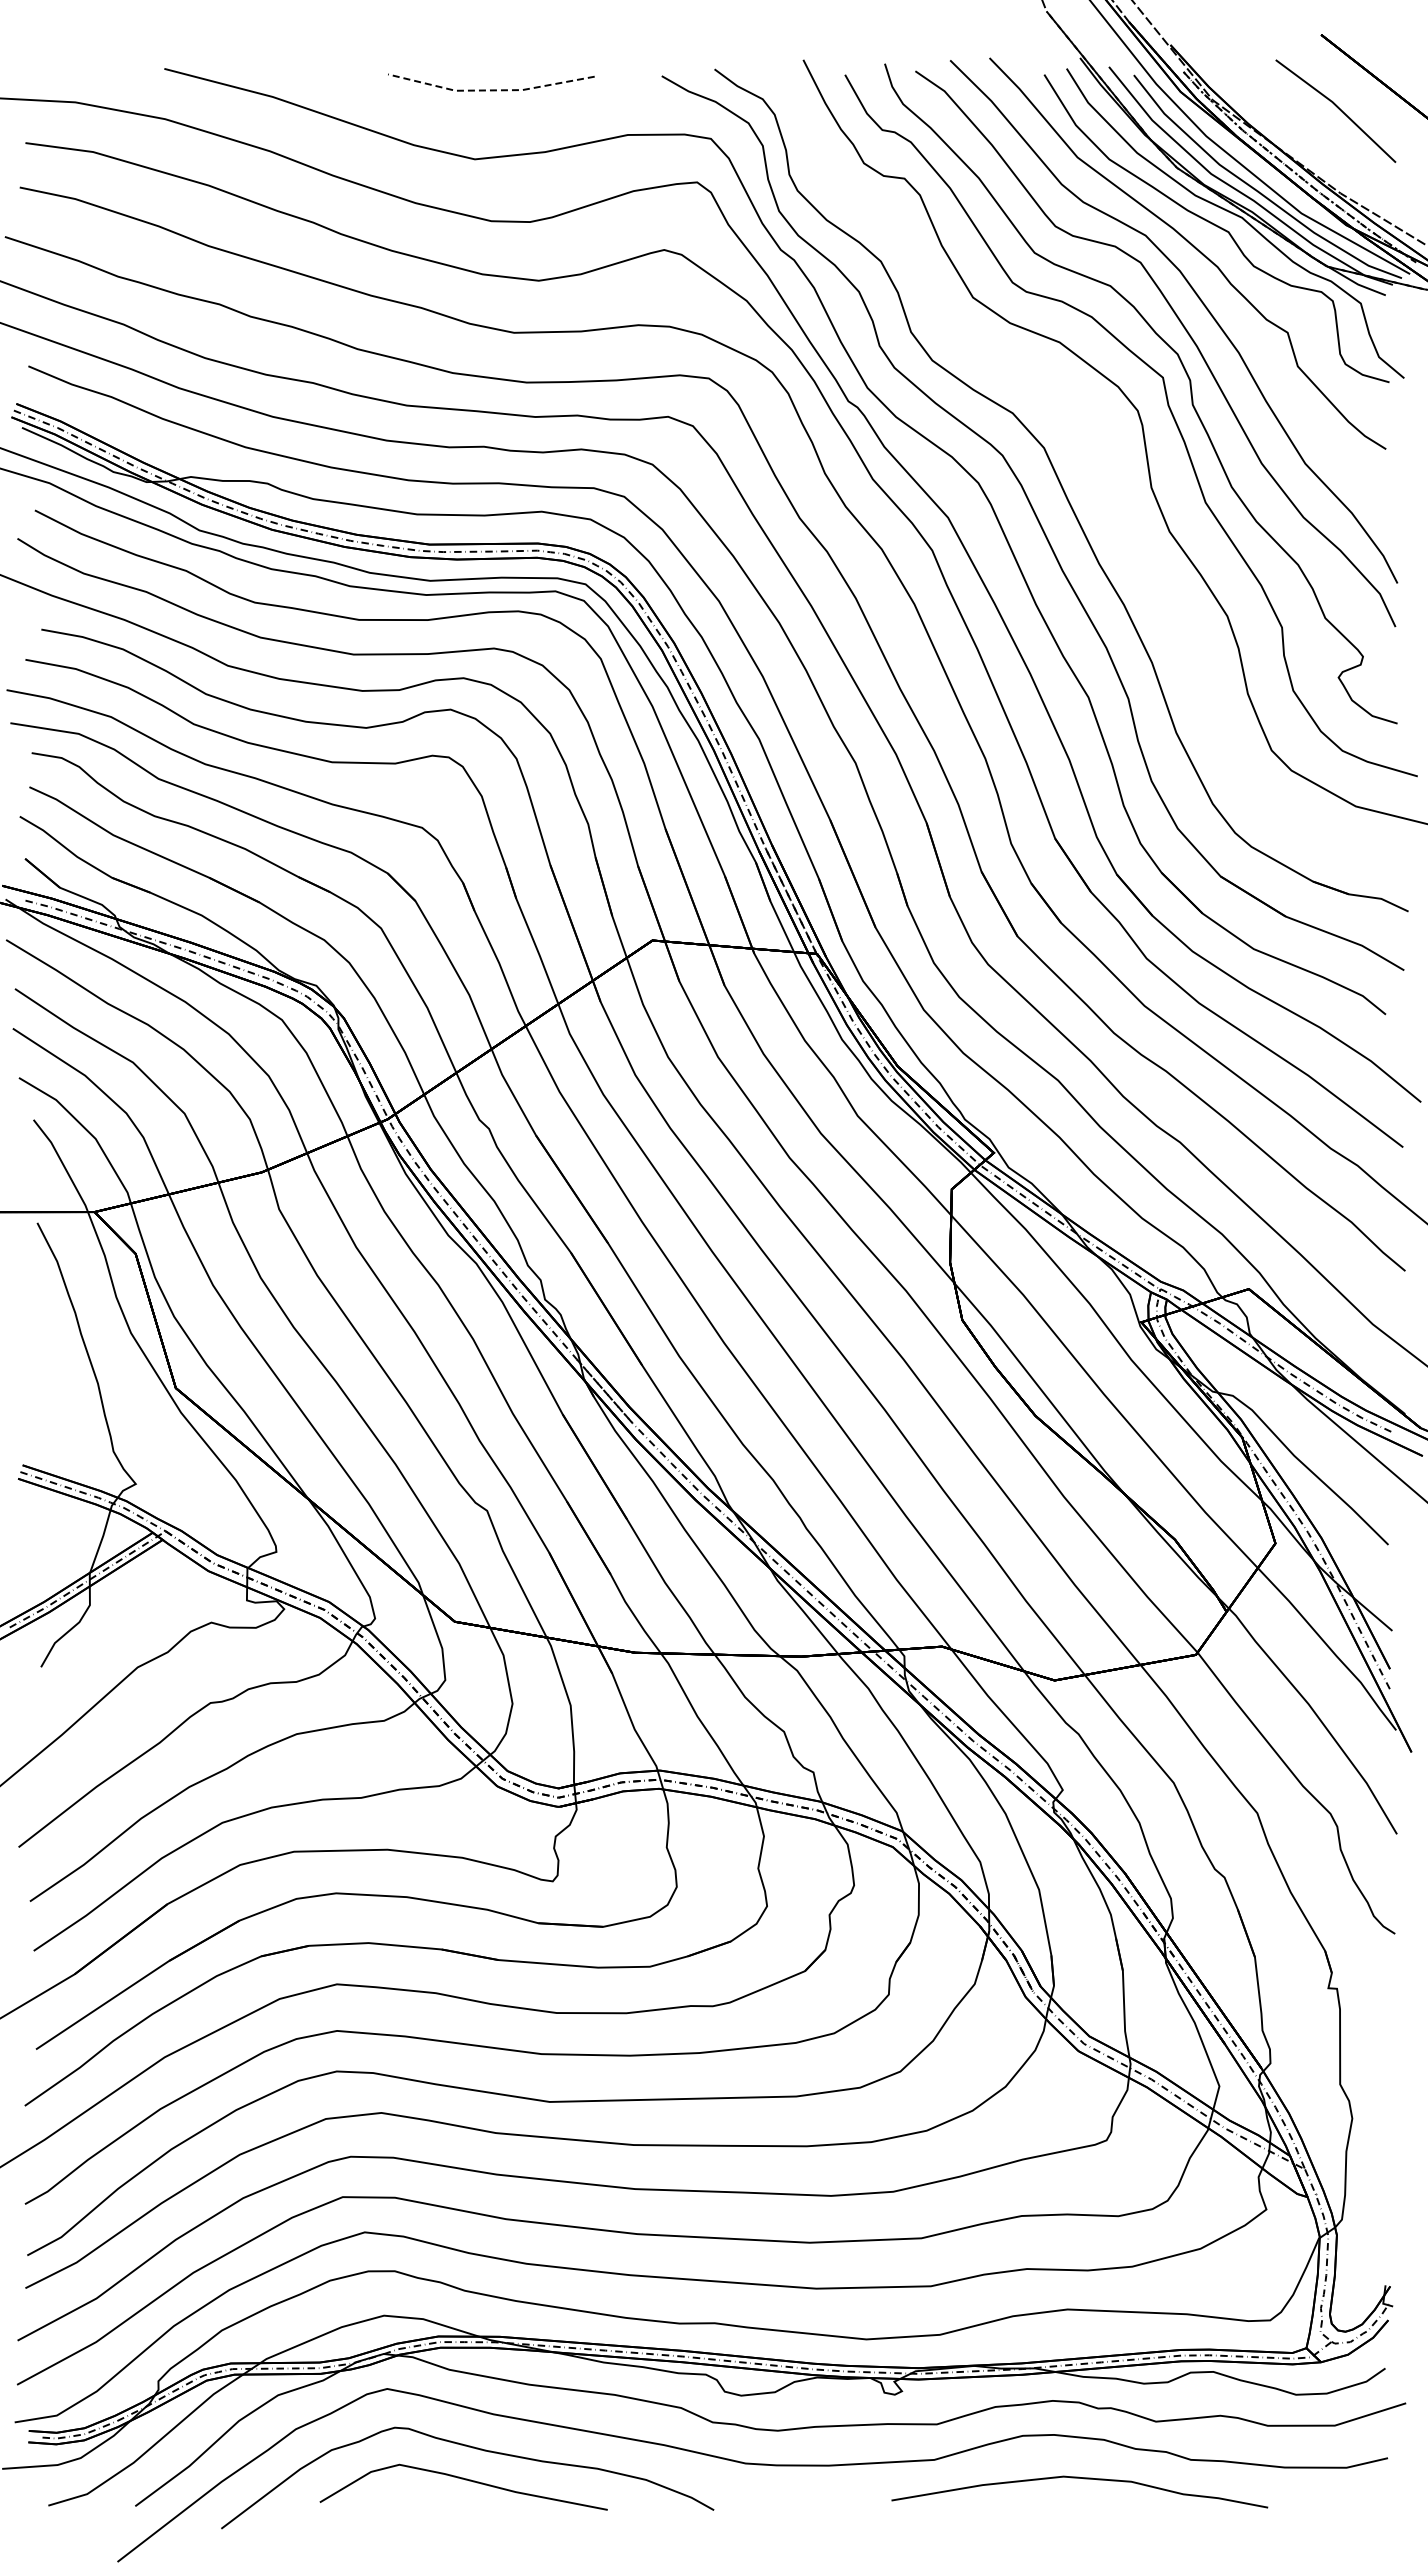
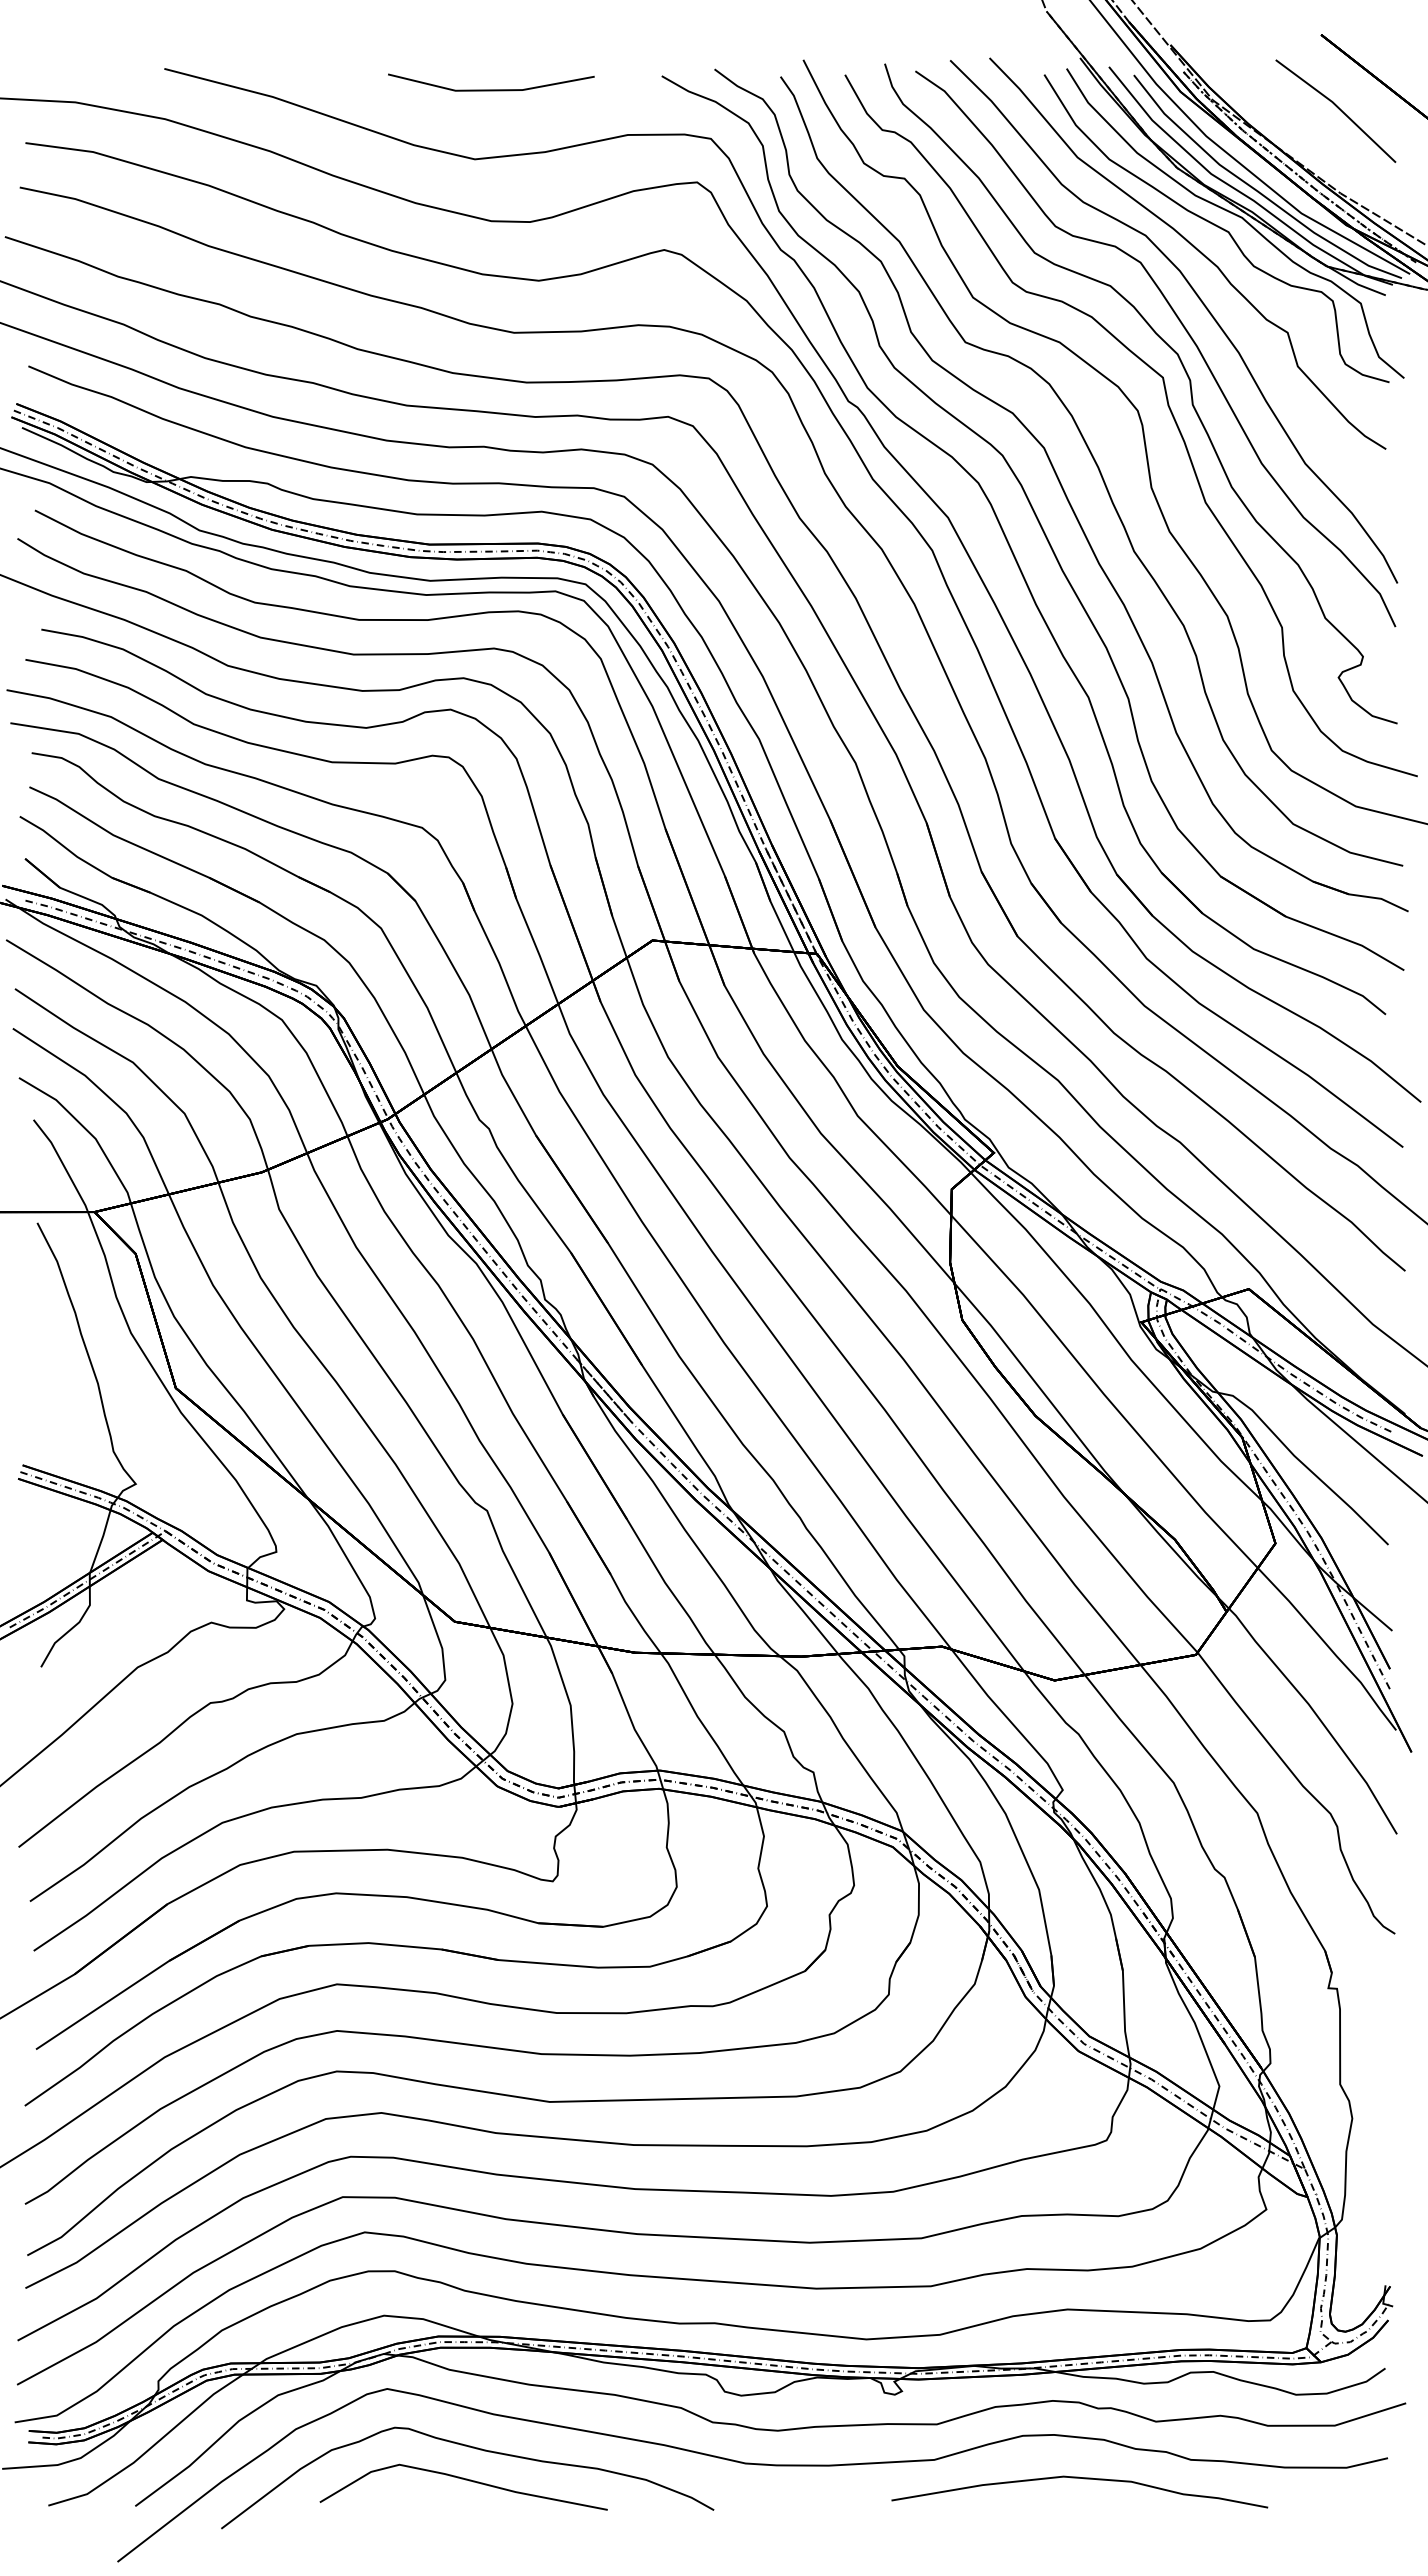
line: dashed -> solid (490, 90)
curve: none -> present (1097, 468)
